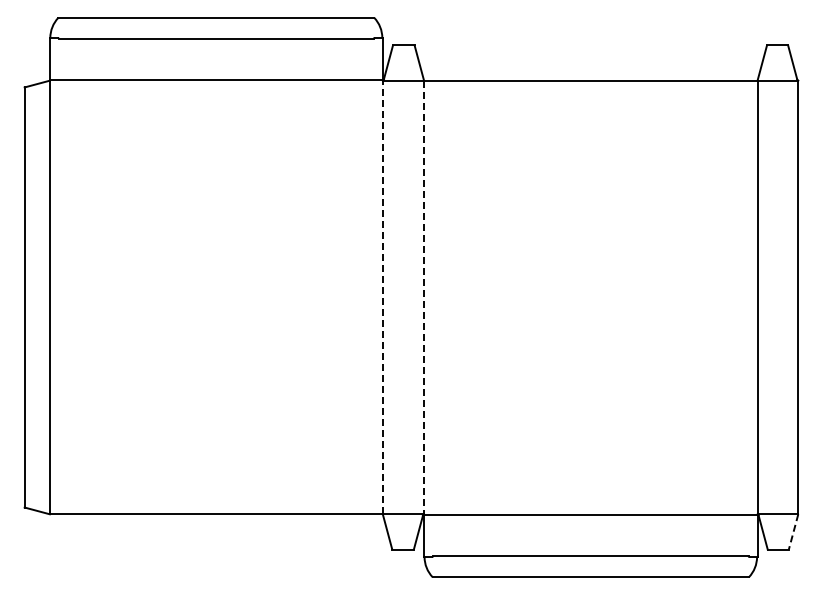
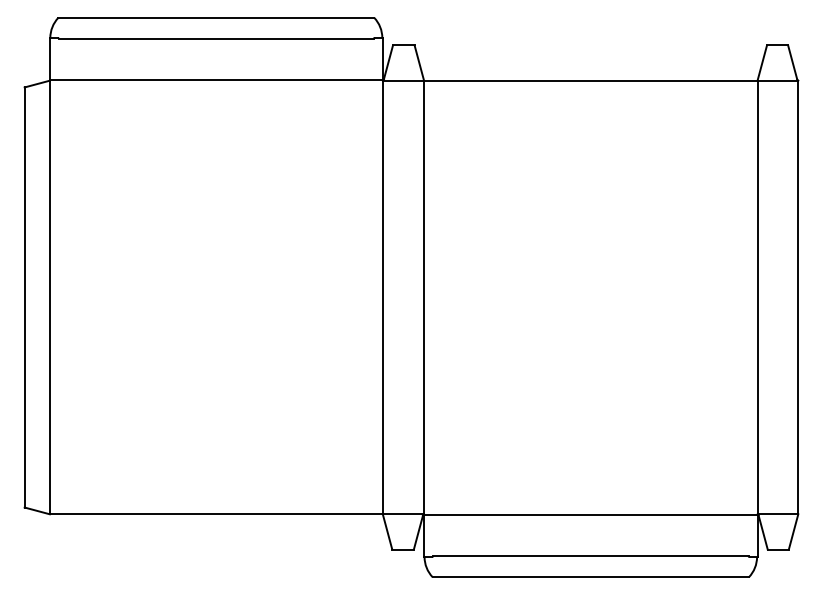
line: dashed -> solid (382, 297)
line: dashed -> solid (424, 297)
line: dashed -> solid (793, 532)
